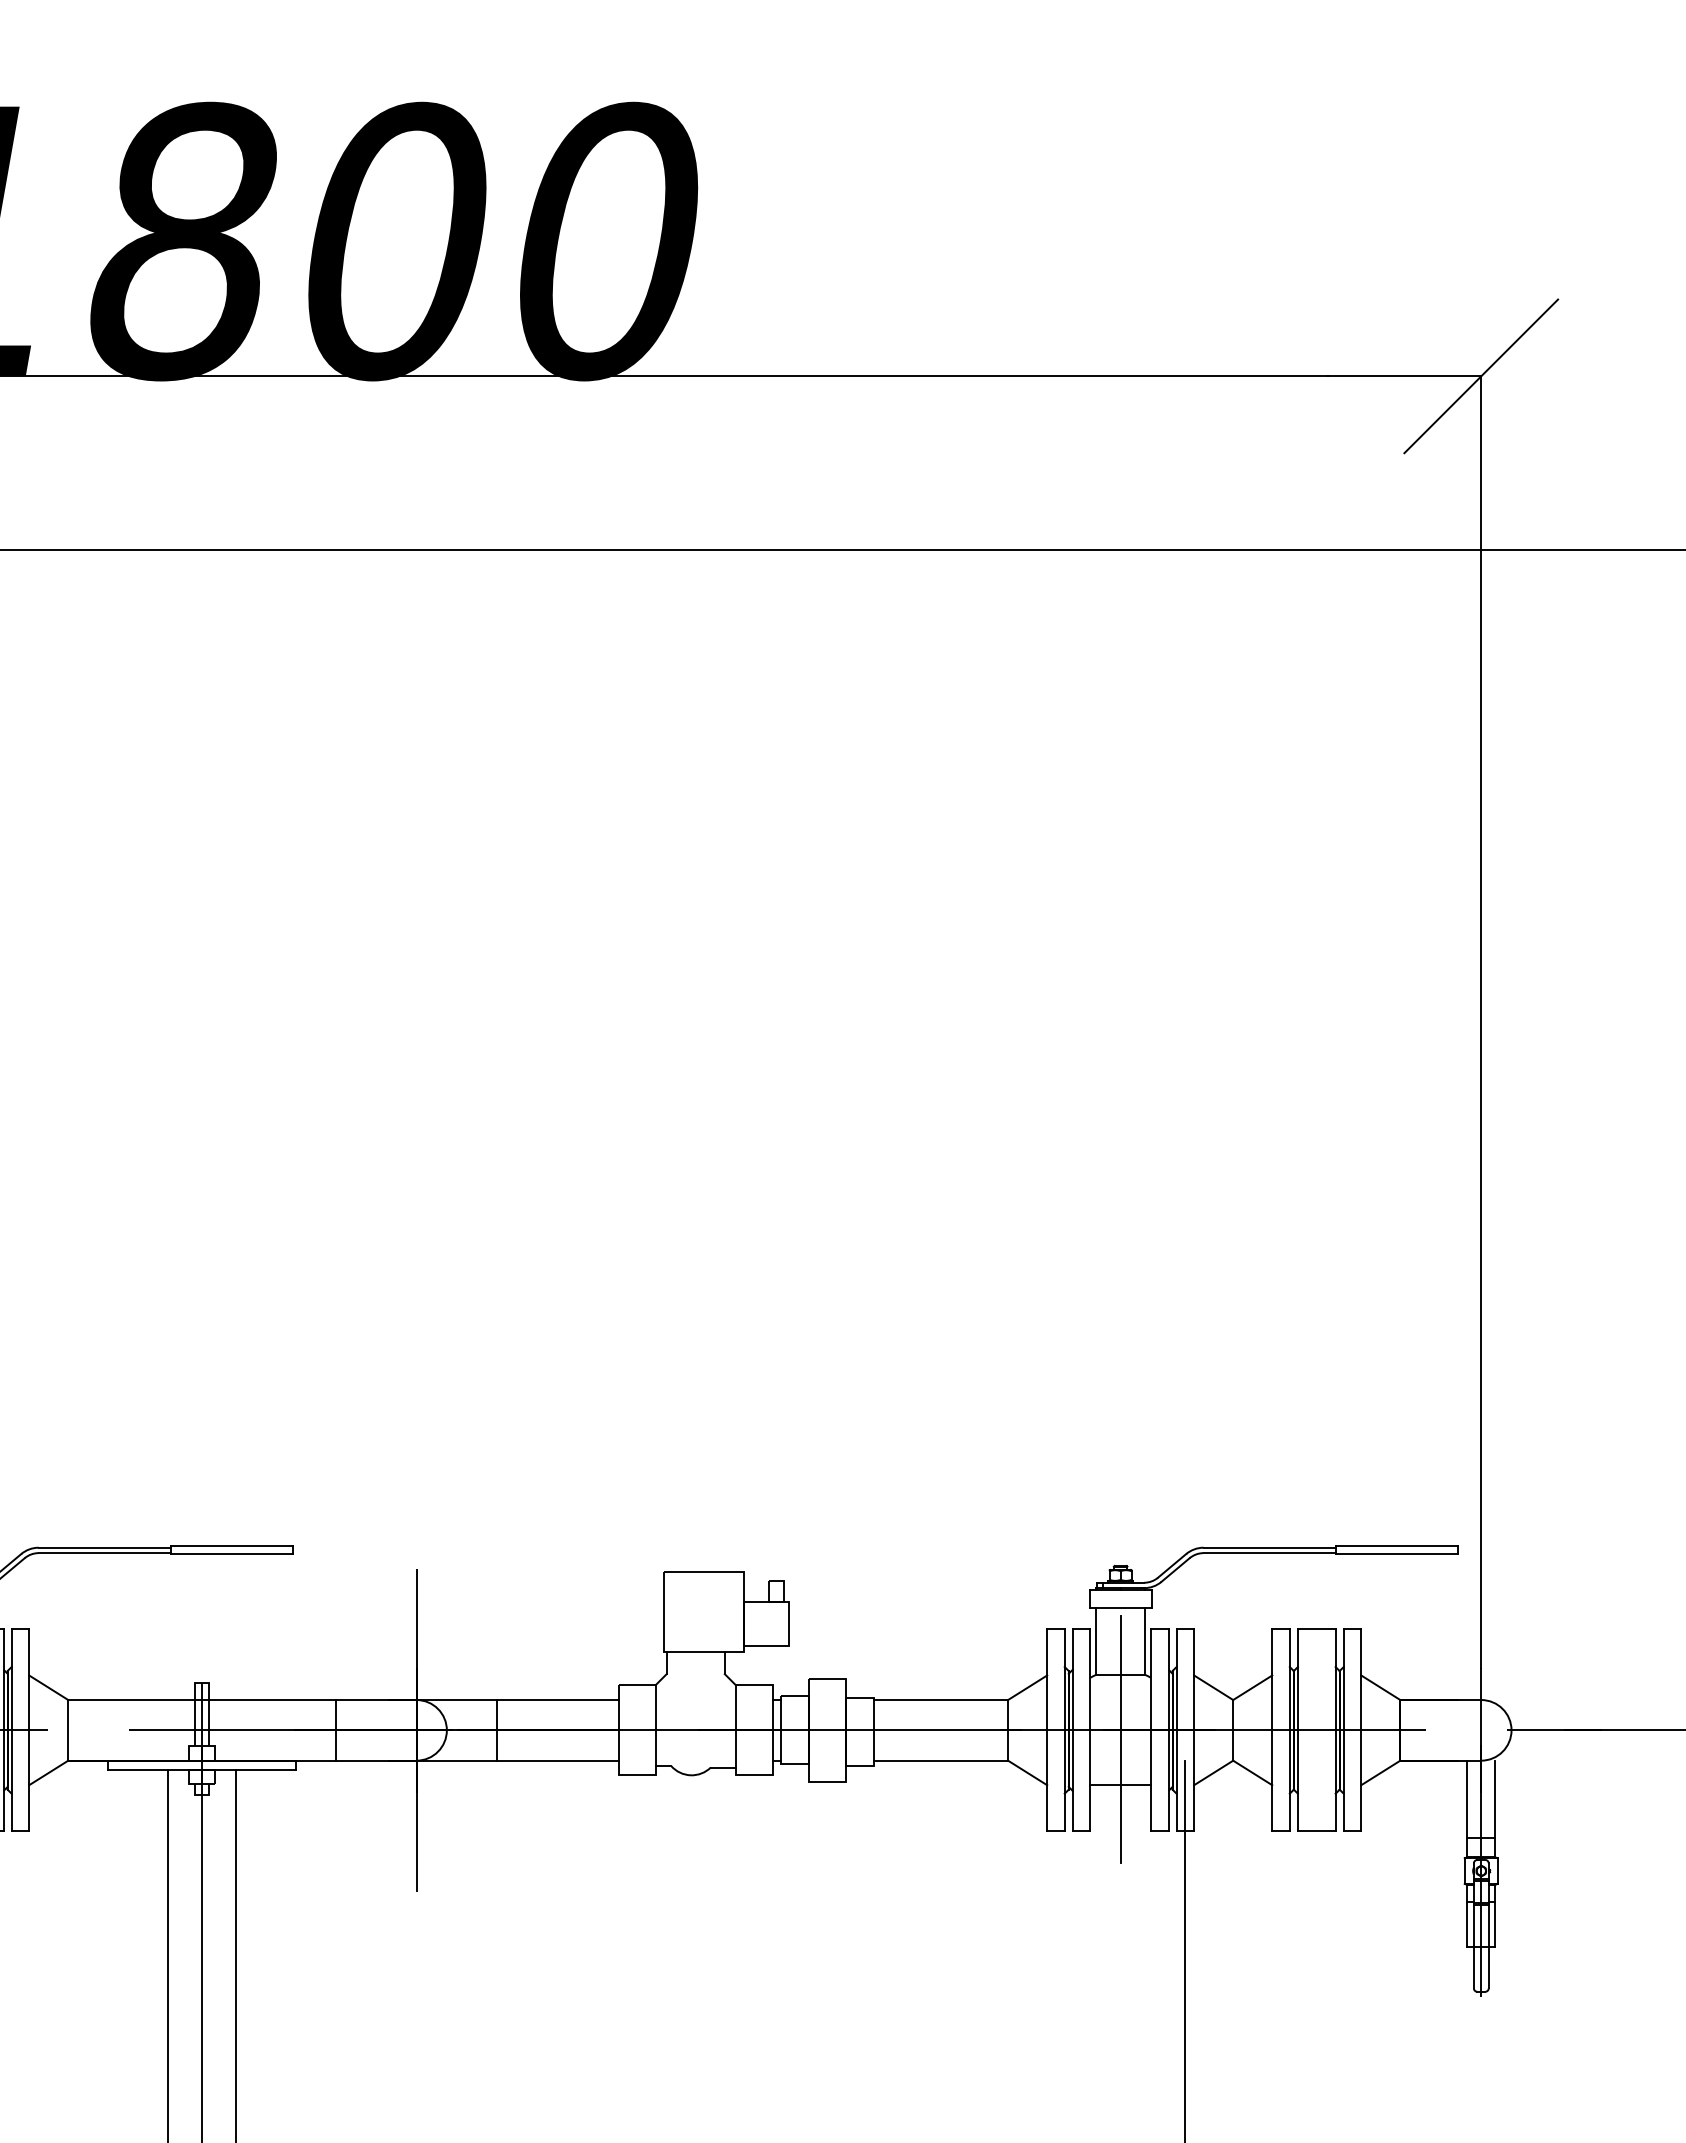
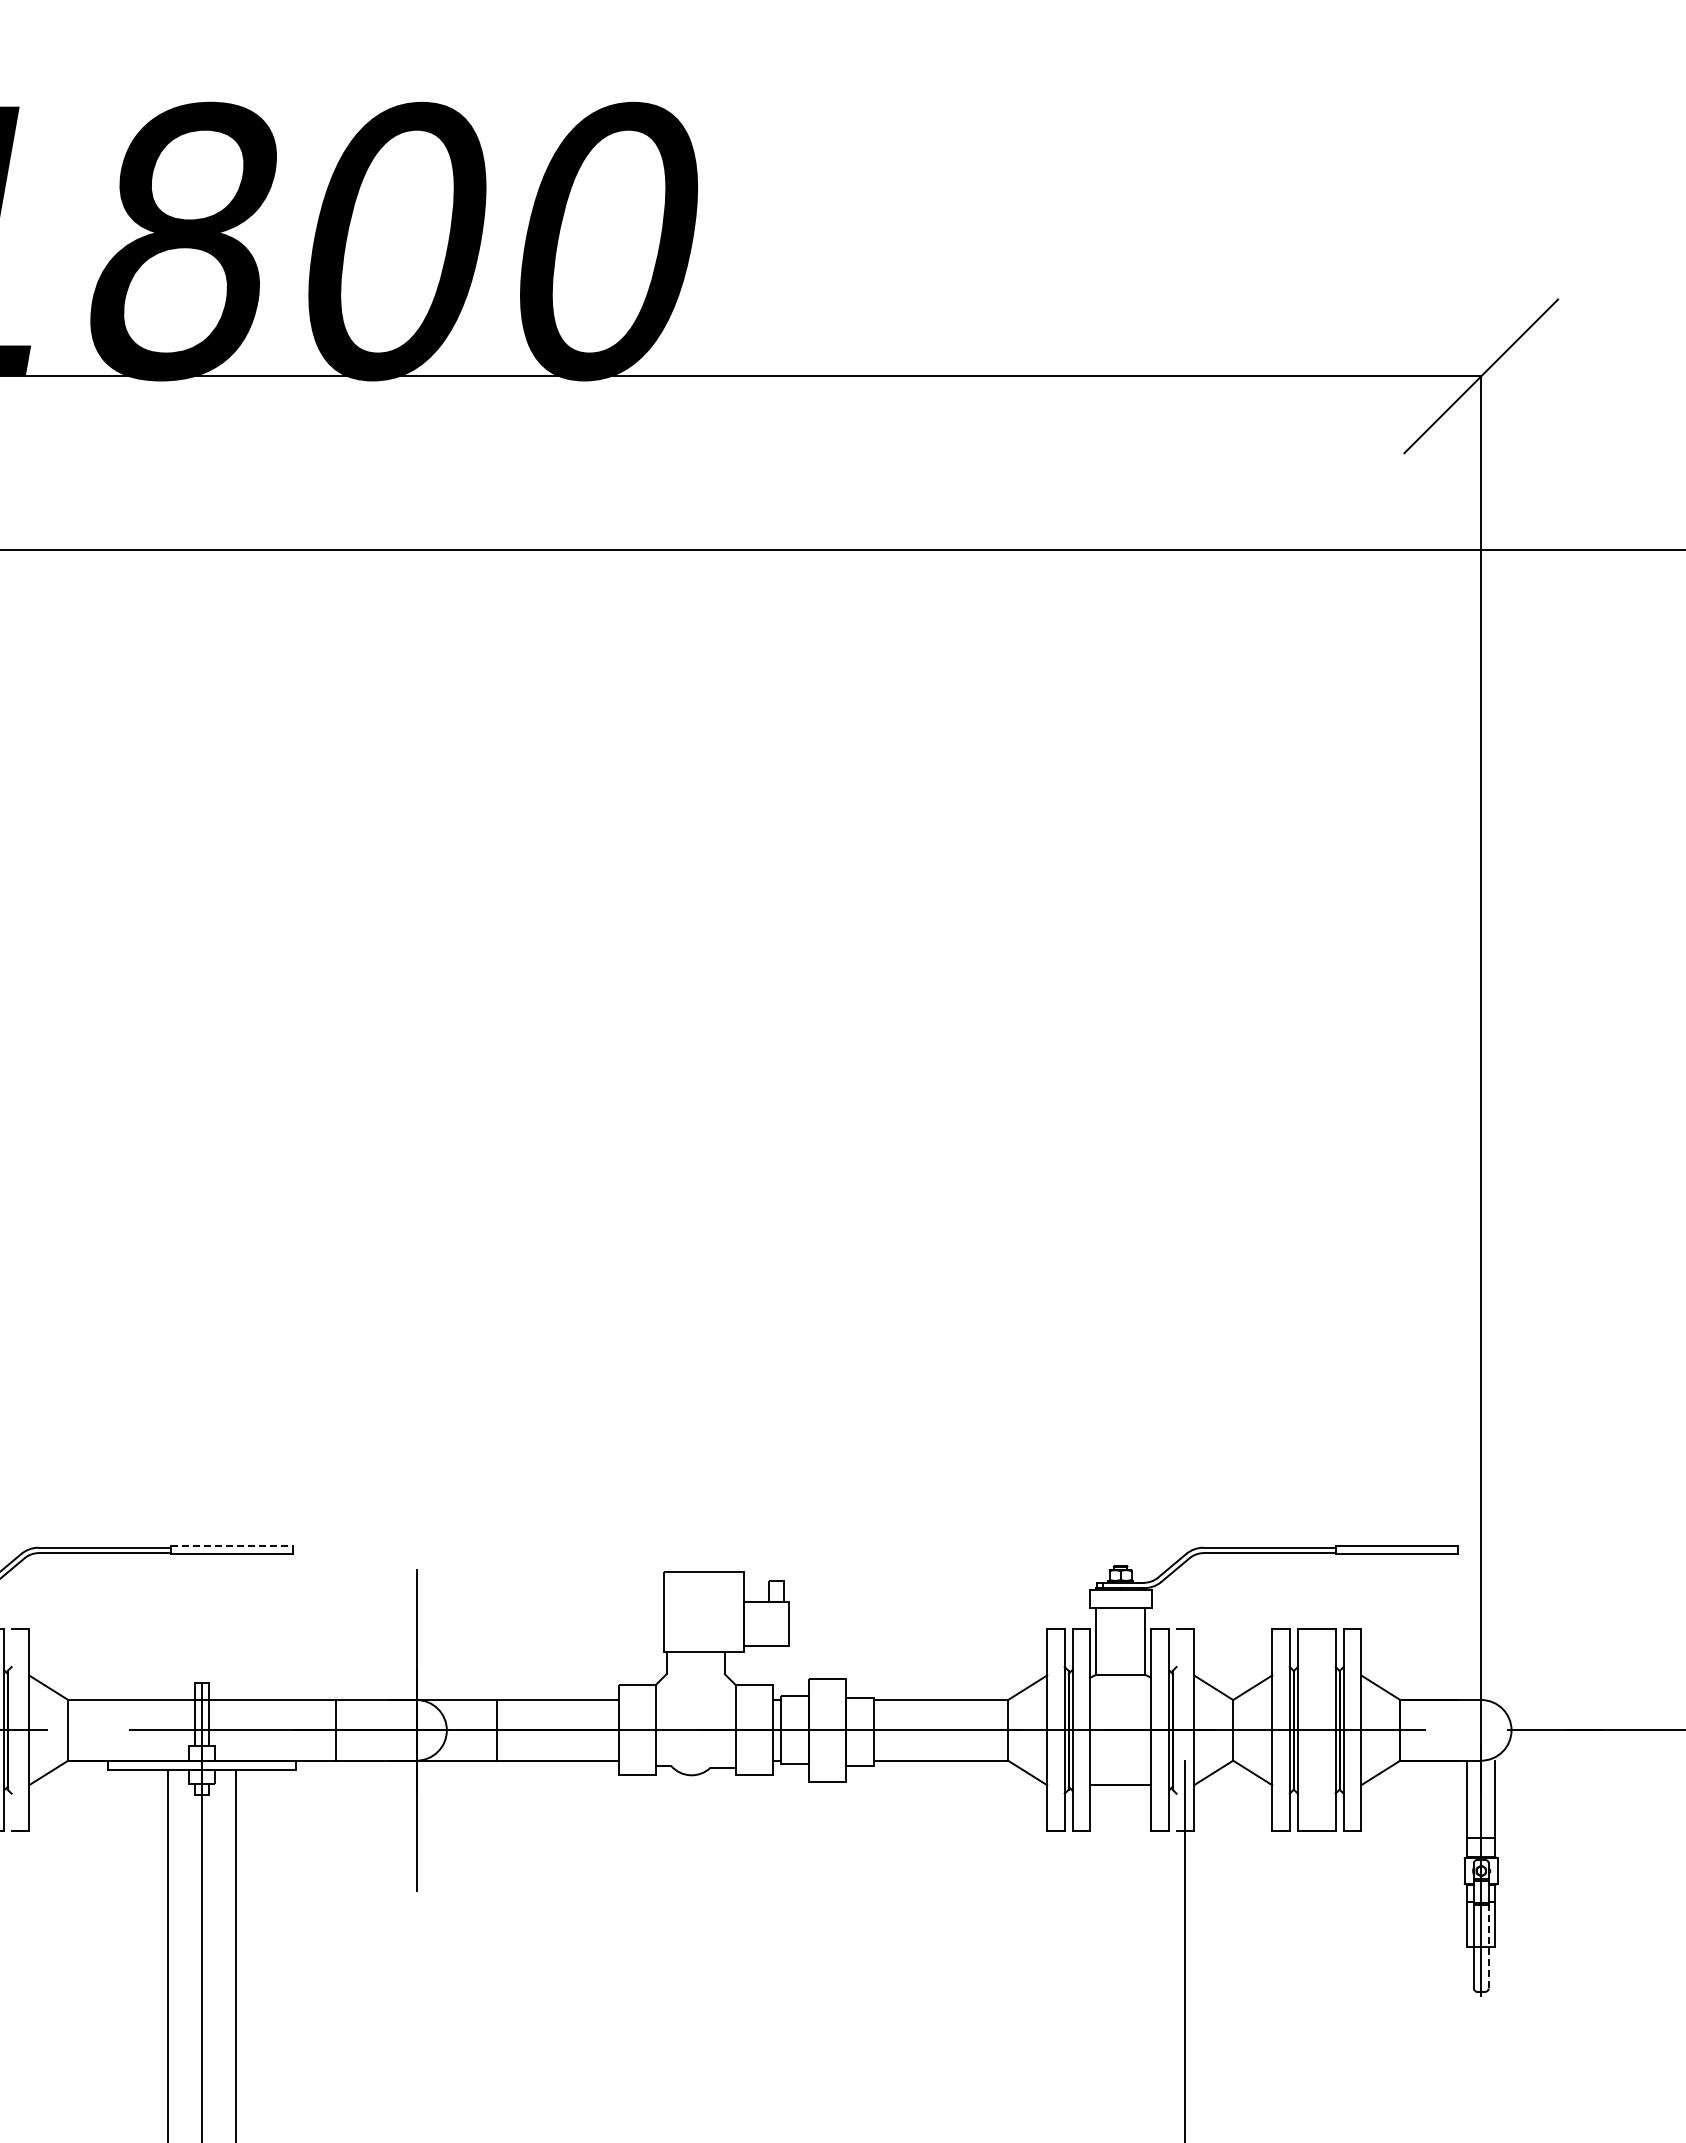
line: solid -> dashed (232, 1546)
line: present -> none (11, 1730)
line: present -> none (1176, 1730)
line: present -> none (1120, 1739)
line: solid -> dashed (1488, 1946)
